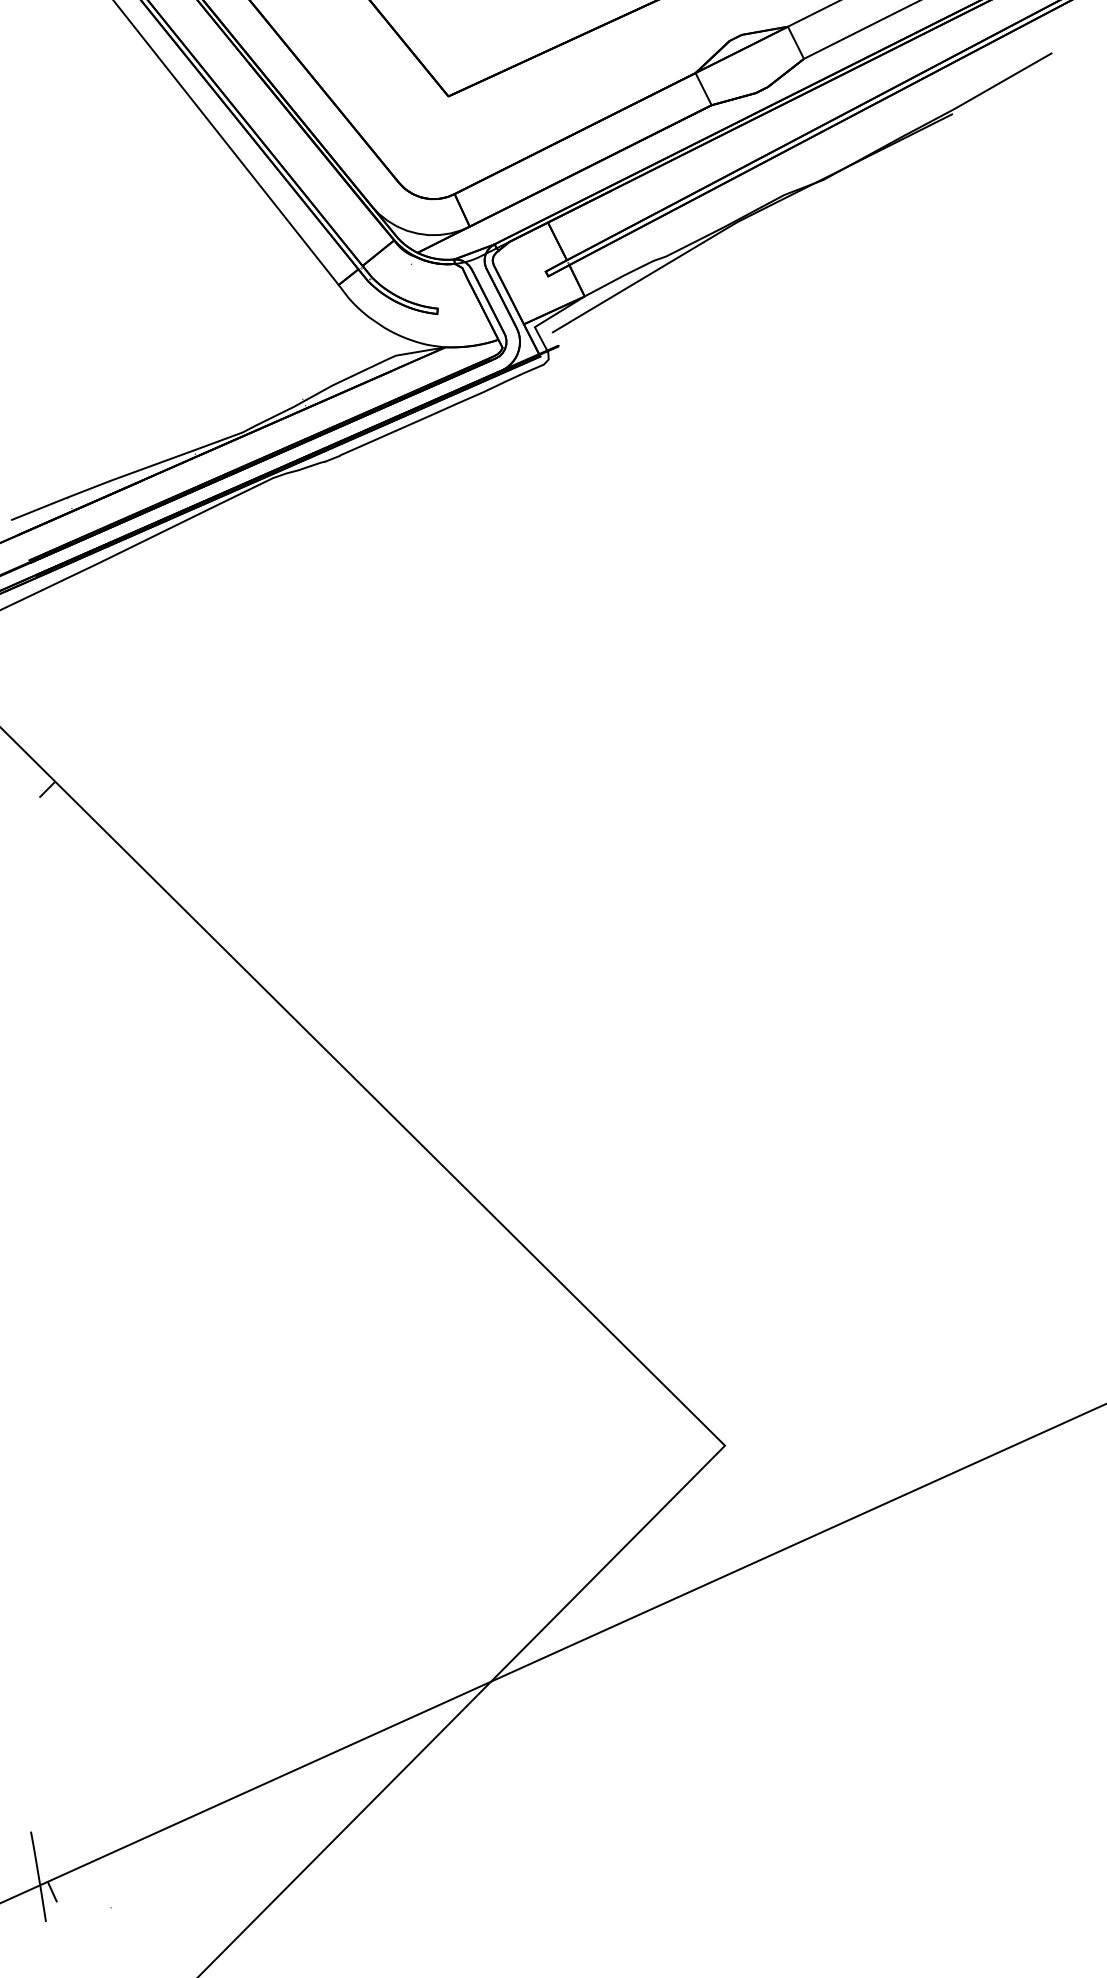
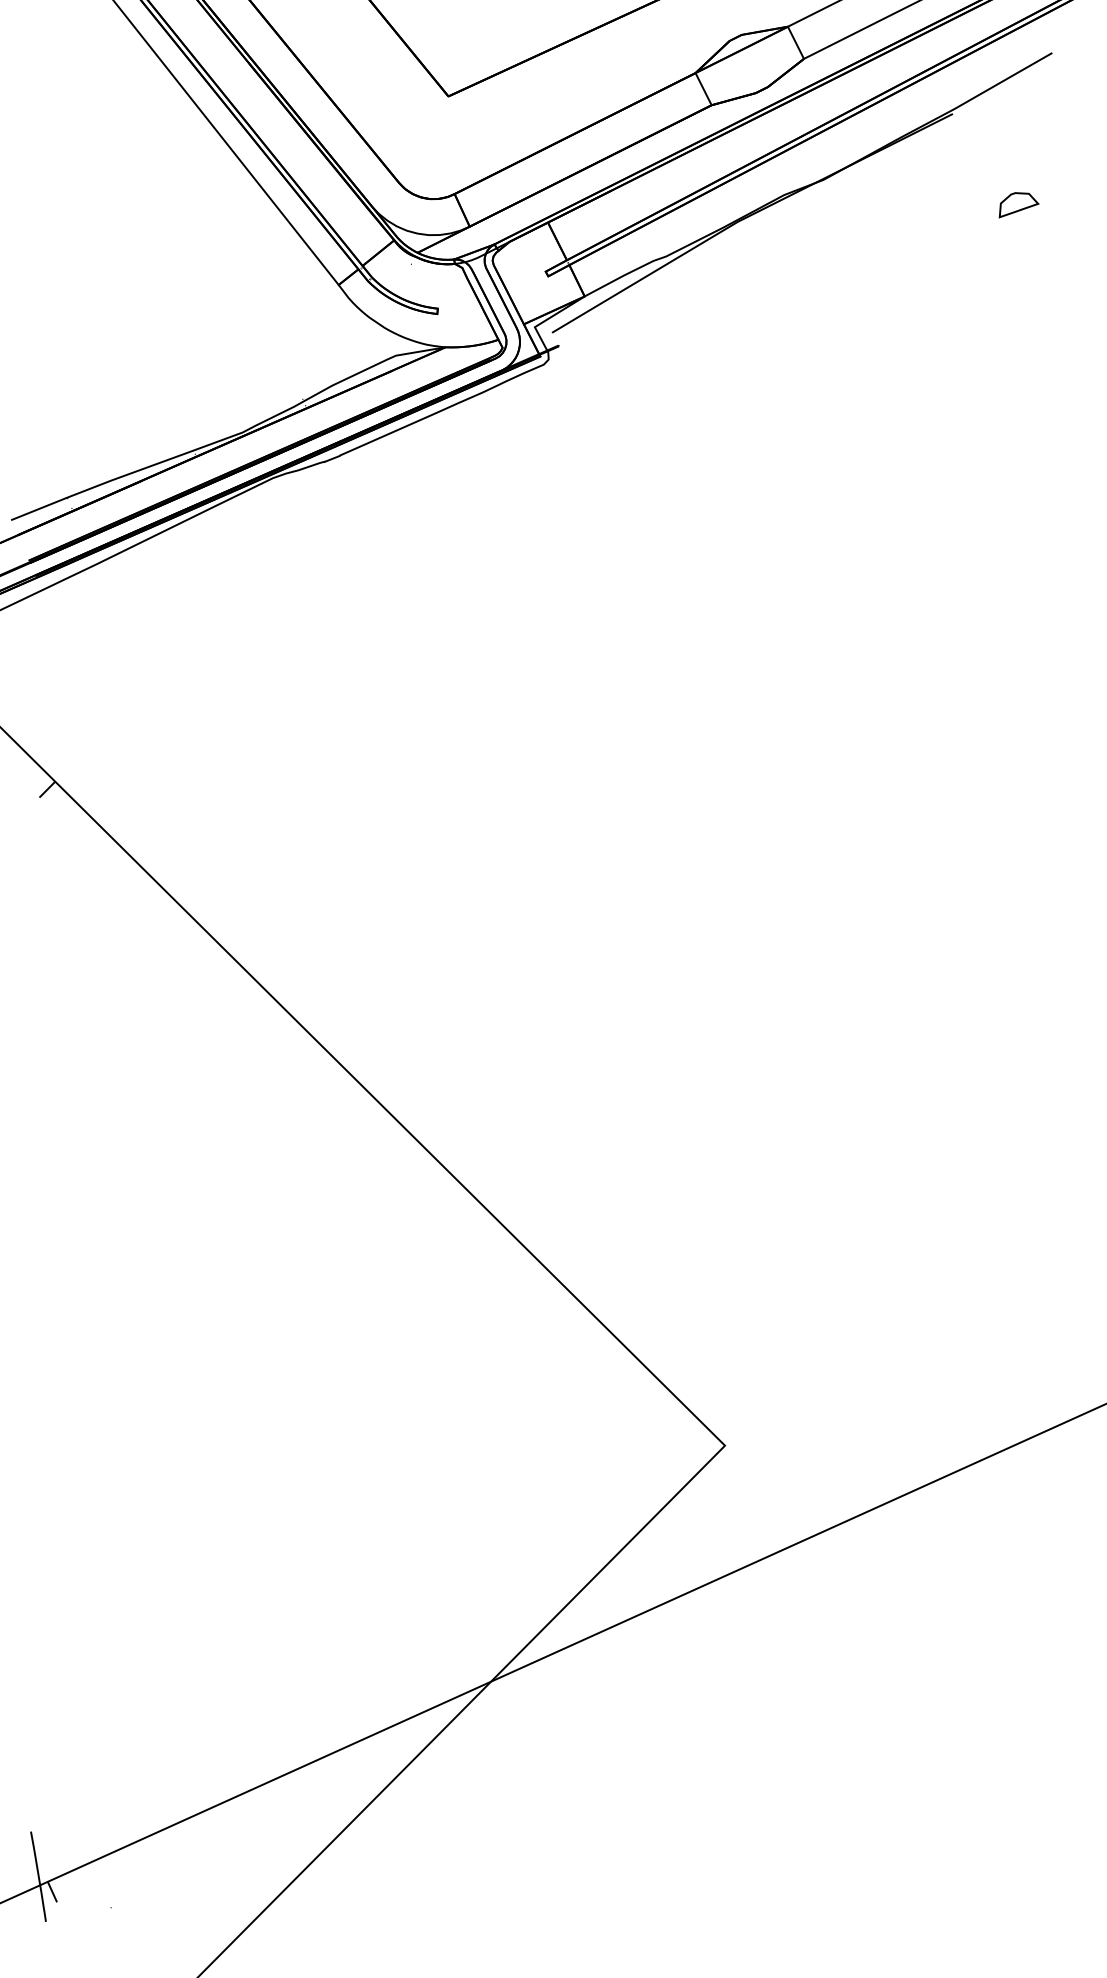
part: none -> present (1018, 205)
